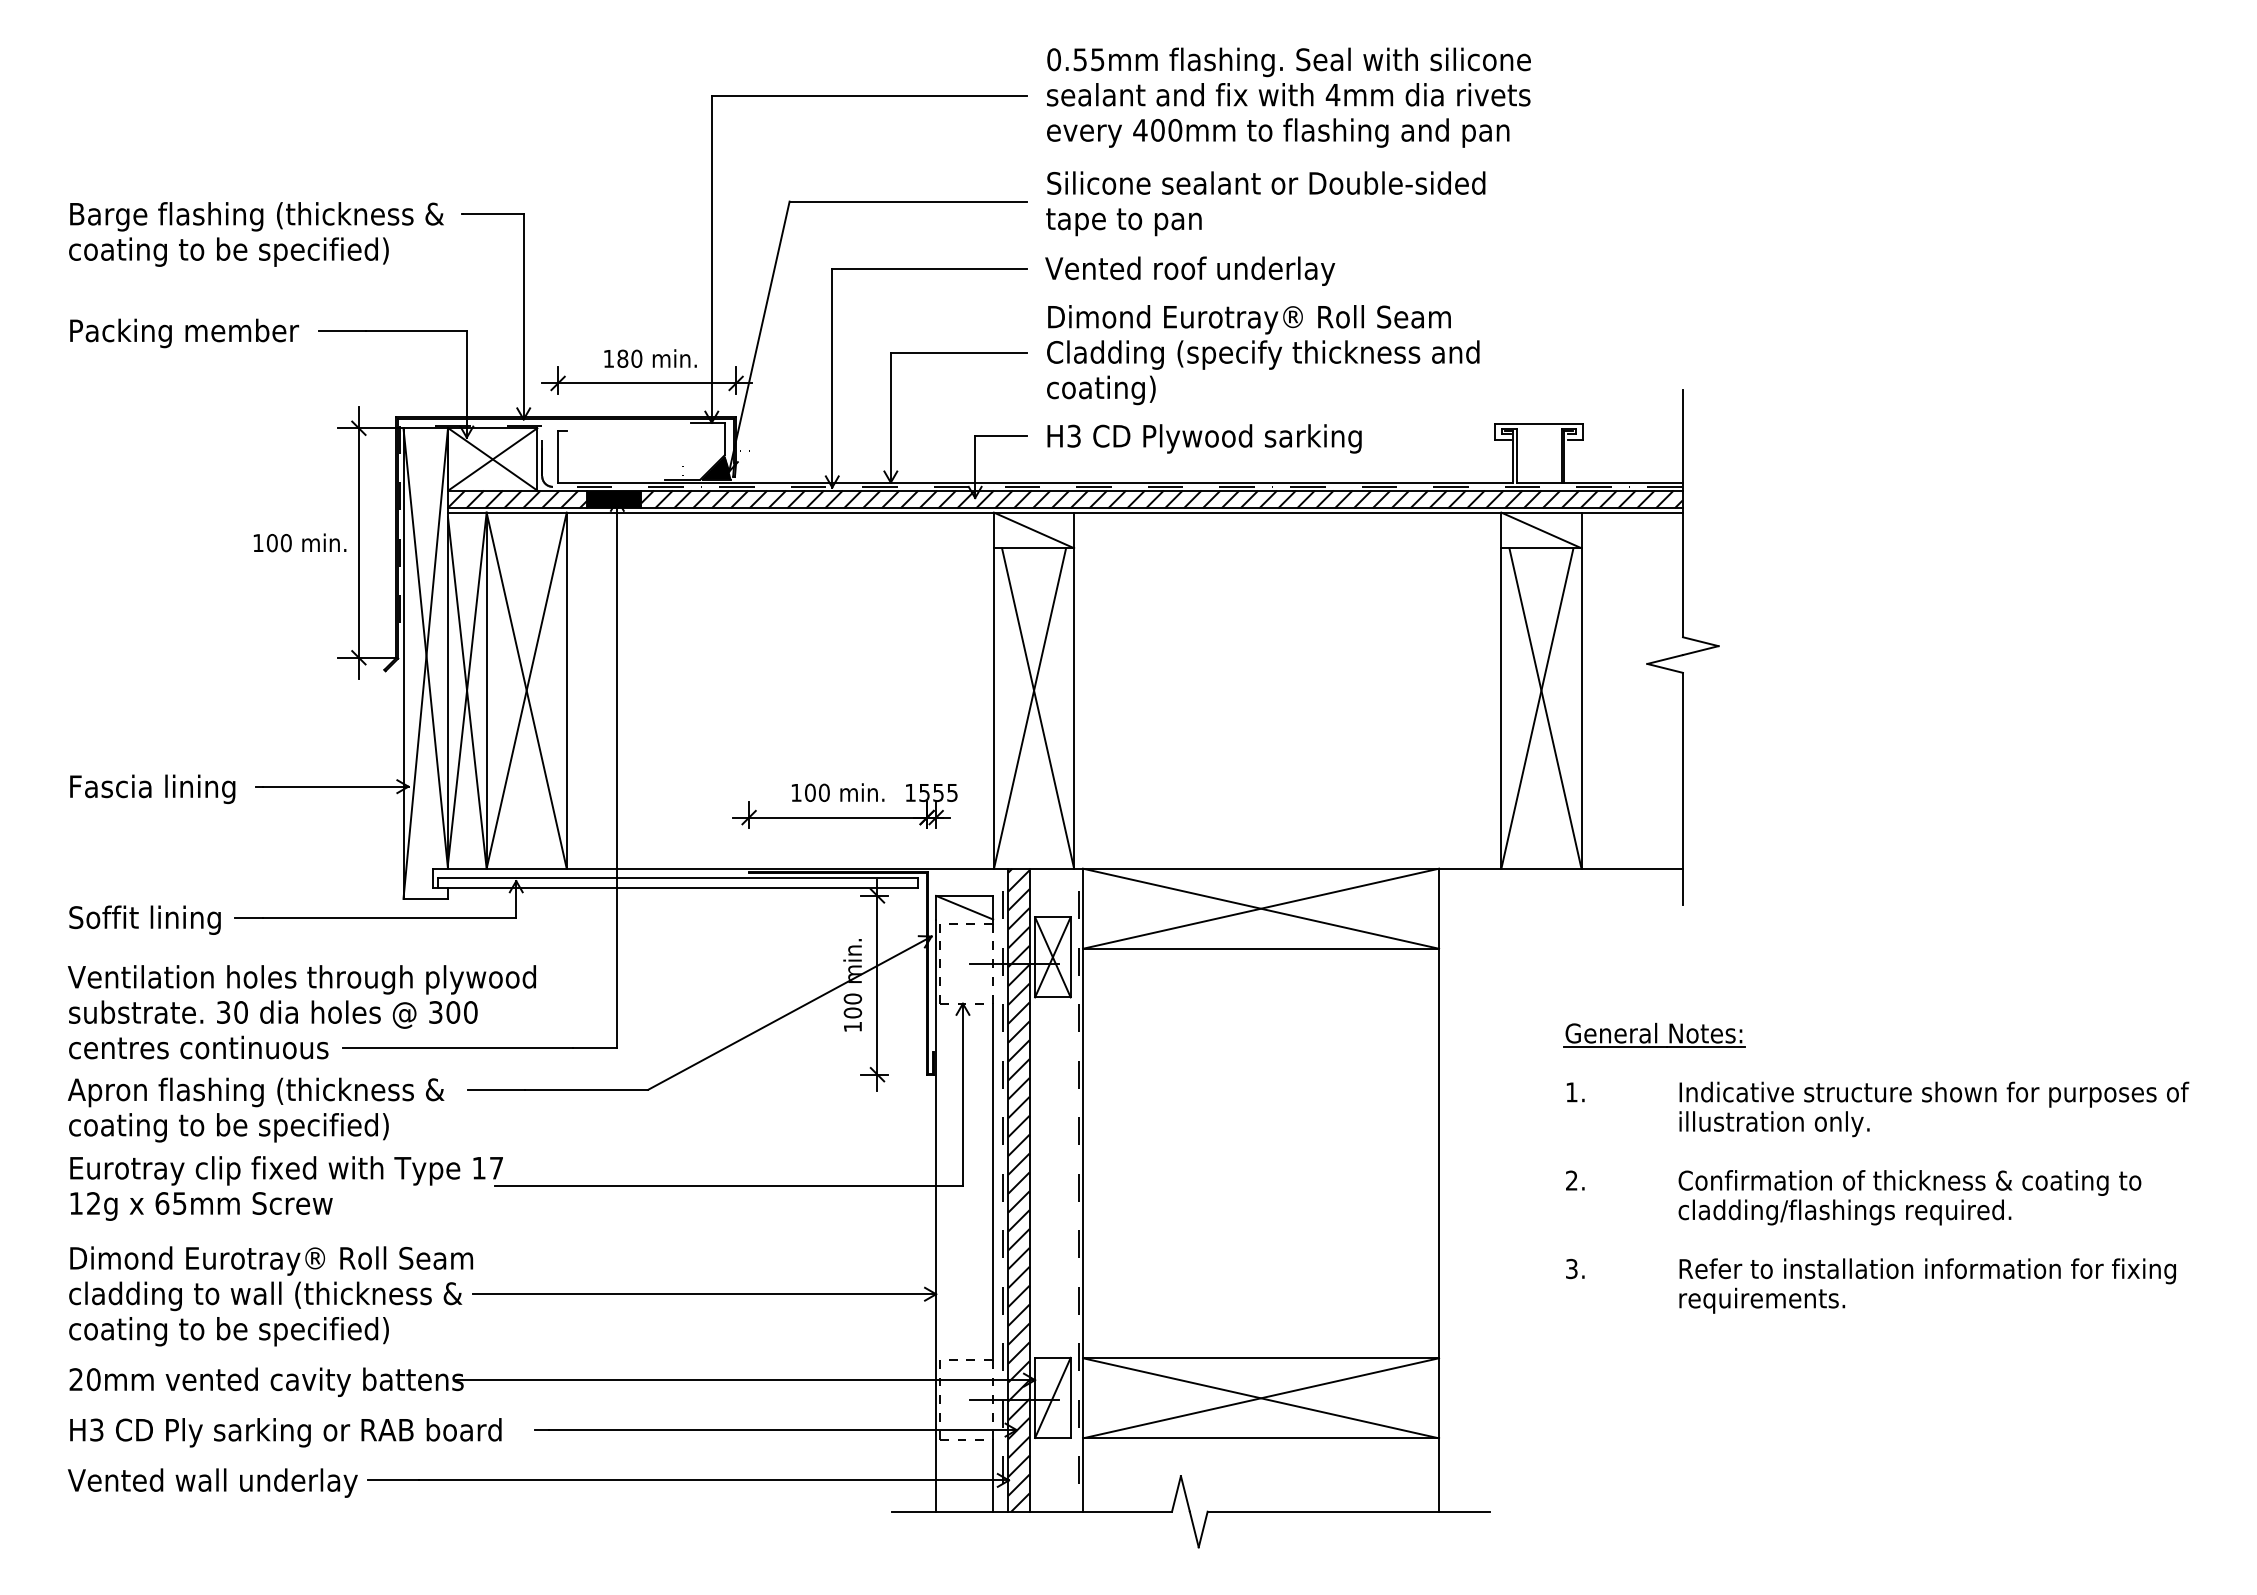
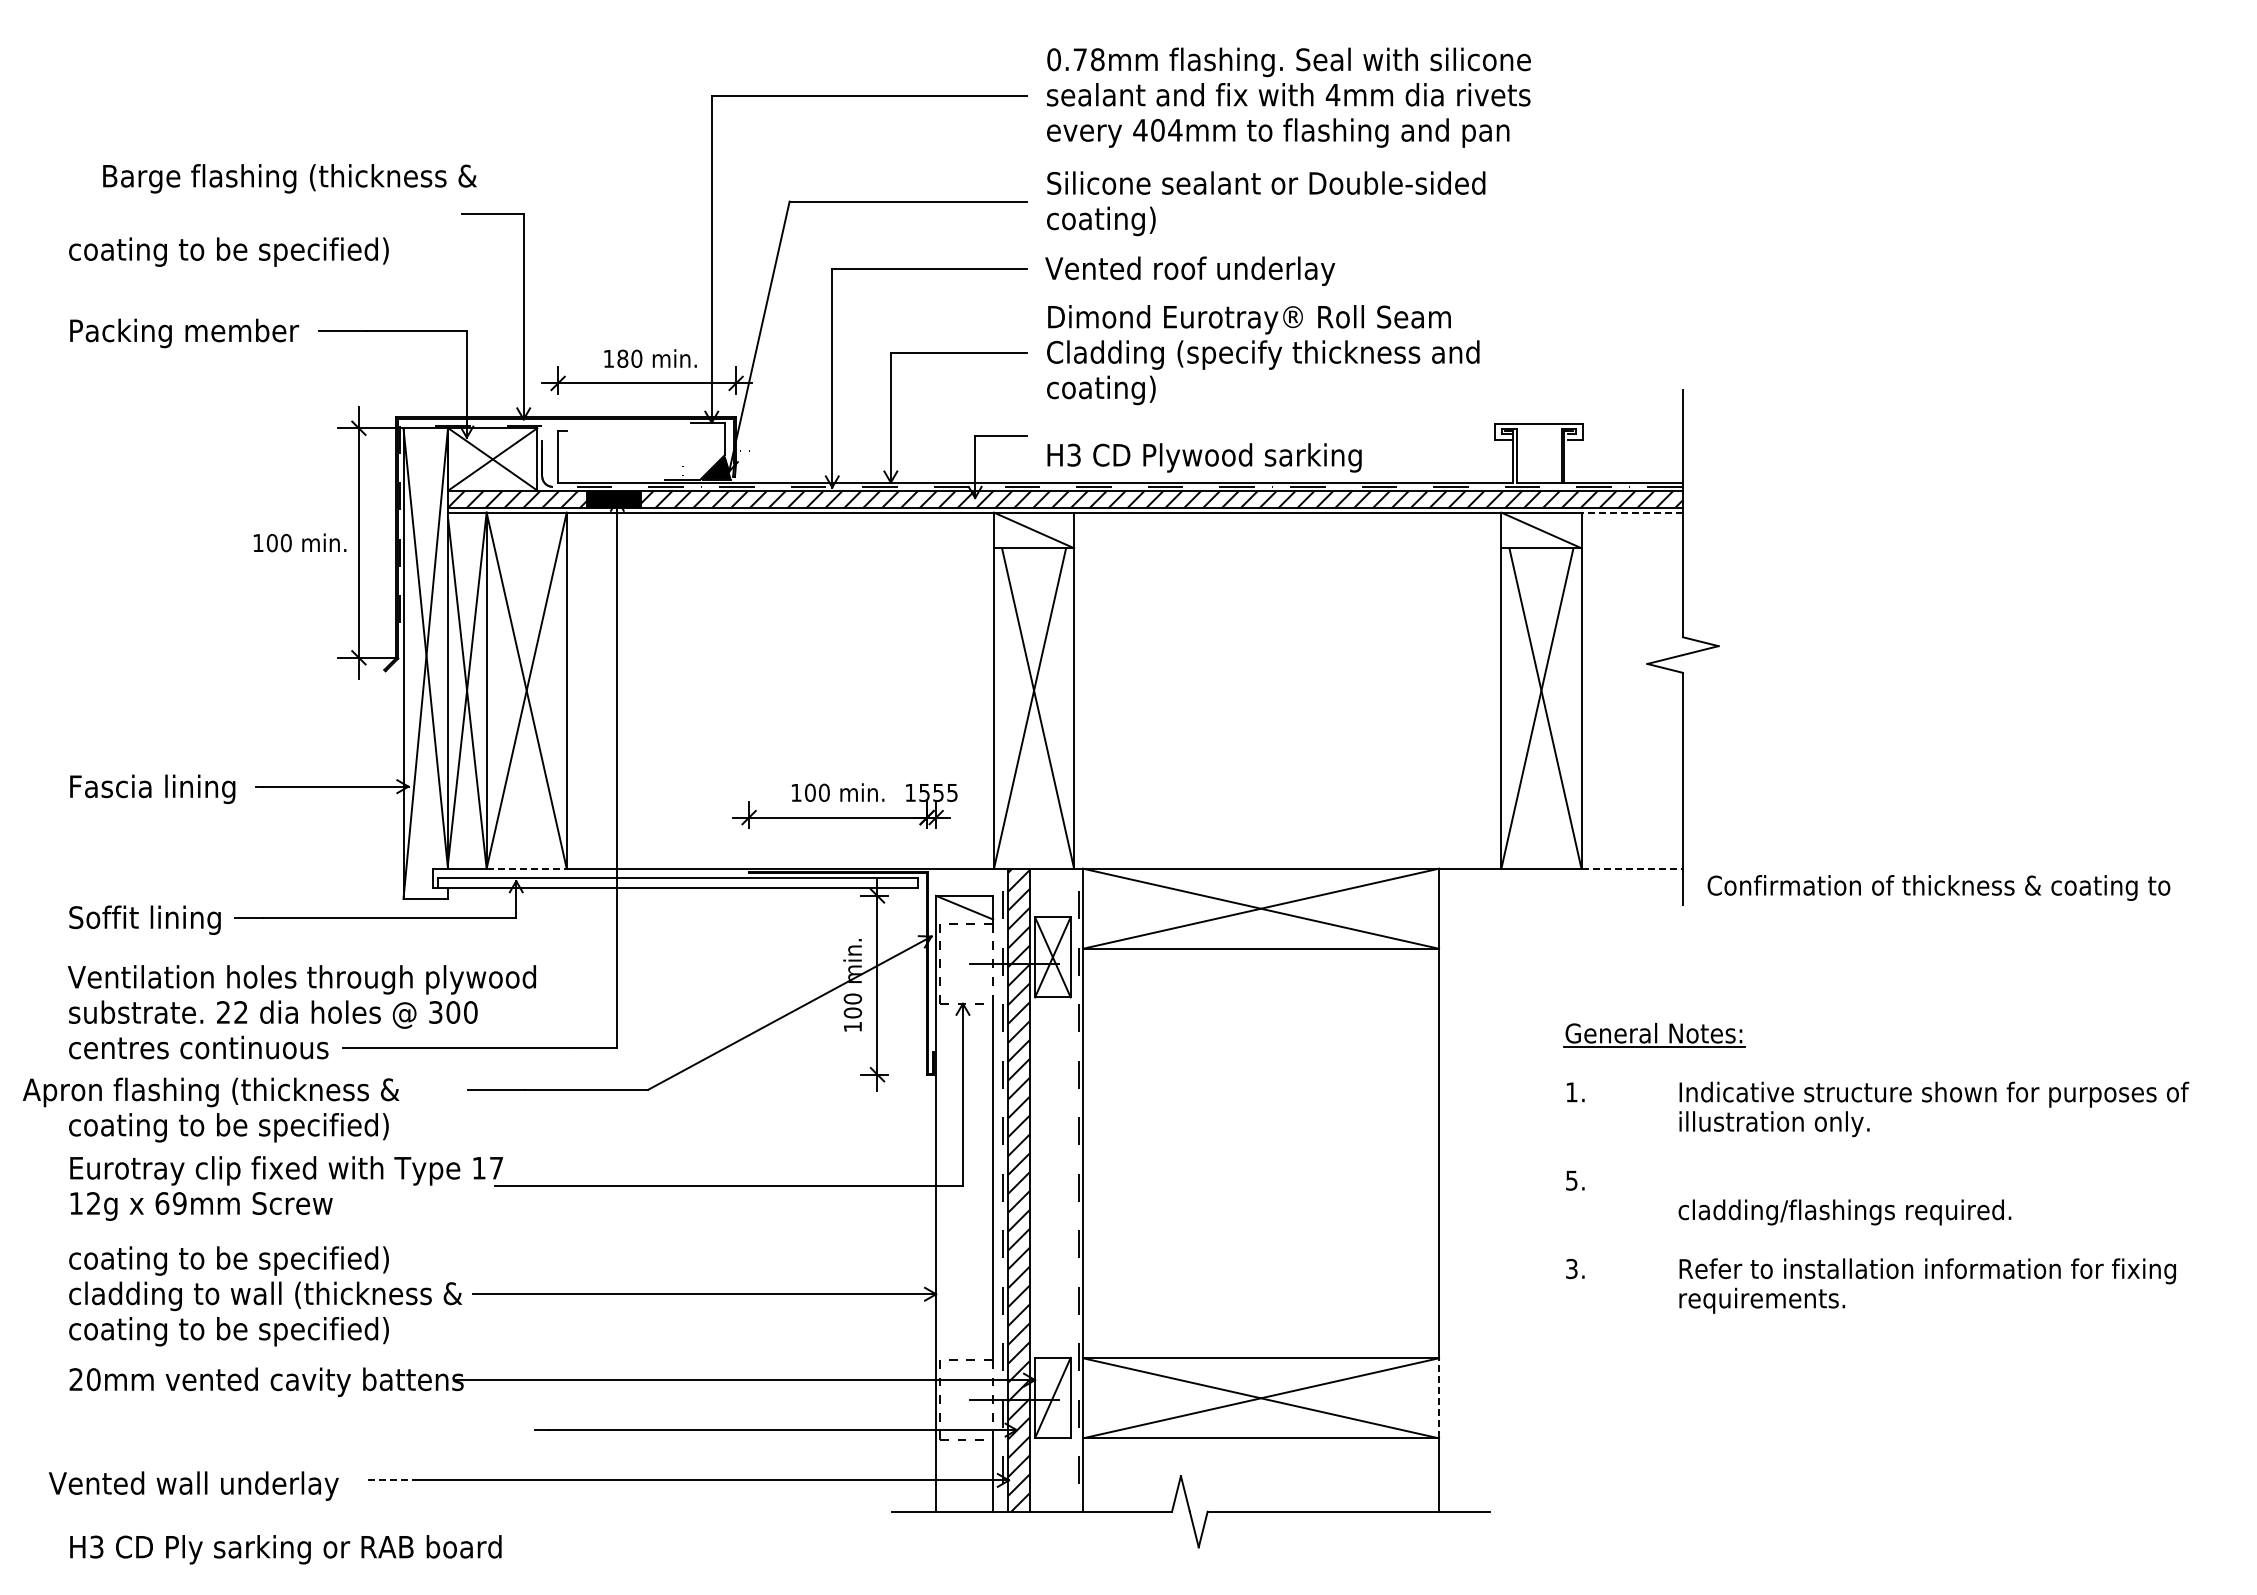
text: 0.55mm -> 0.78mm (1088, 59)
text: 400mm -> 404mm (1175, 129)
text position: (256, 216) -> (289, 178) (289, 178)
text: tape to pan -> coating) (1123, 221)
text position: (1204, 438) -> (1204, 457) (1204, 457)
line: solid -> dashed (1632, 512)
line: solid -> dashed (527, 868)
line: solid -> dashed (1632, 868)
text: 30 -> 22 (232, 1012)
text position: (255, 1092) -> (210, 1092) (210, 1092)
text: 2. -> 5. (1571, 1180)
text position: (1909, 1182) -> (1938, 887) (1938, 887)
text: 65mm -> 69mm (179, 1203)
text: Dimond Eurotray® Roll Seam -> coating to be specified) (271, 1260)
line: solid -> dashed (1439, 1397)
text position: (285, 1432) -> (285, 1549) (285, 1549)
line: solid -> dashed (393, 1480)
text position: (212, 1482) -> (193, 1485) (193, 1485)
